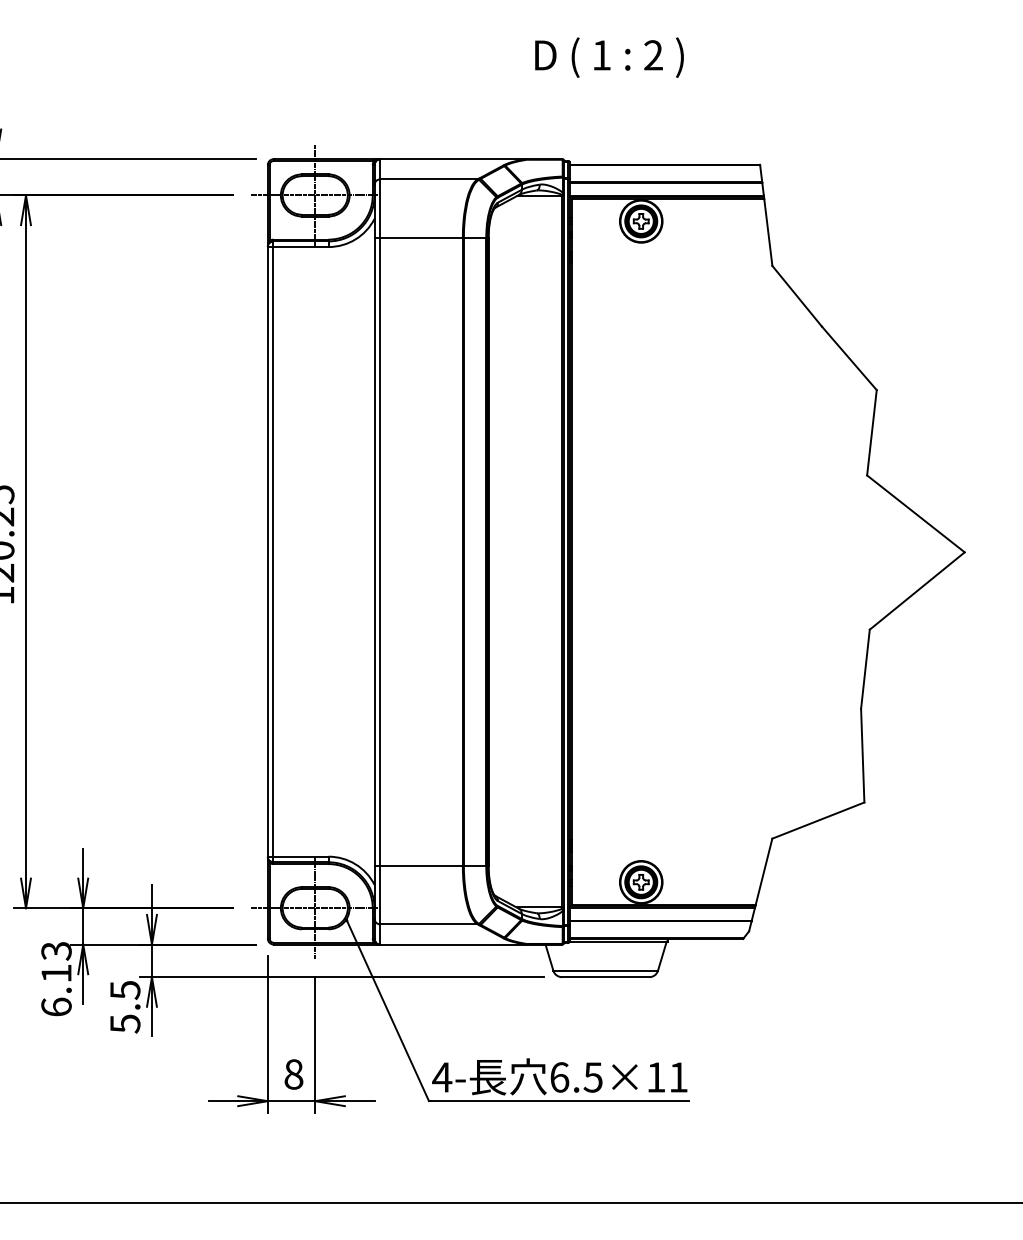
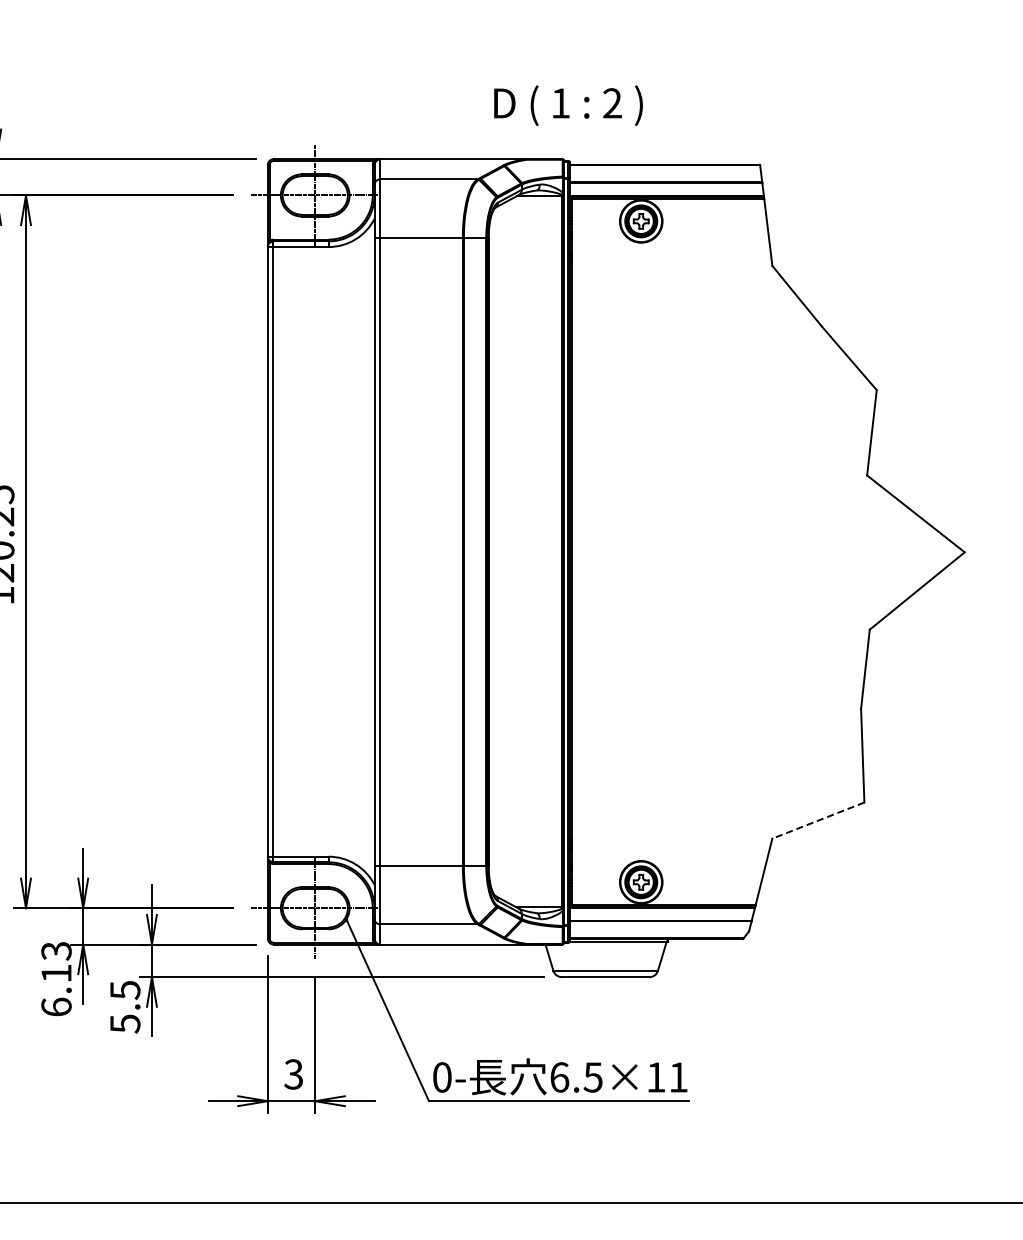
text position: (609, 57) -> (568, 105) (568, 105)
line: solid -> dashed (817, 820)
text: 8 -> 3 (293, 1074)
text: 4- -> 0- (442, 1077)
